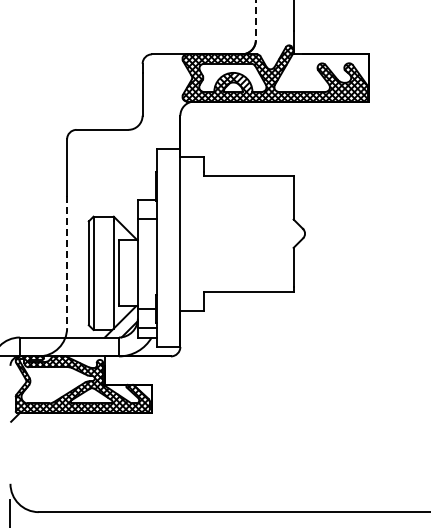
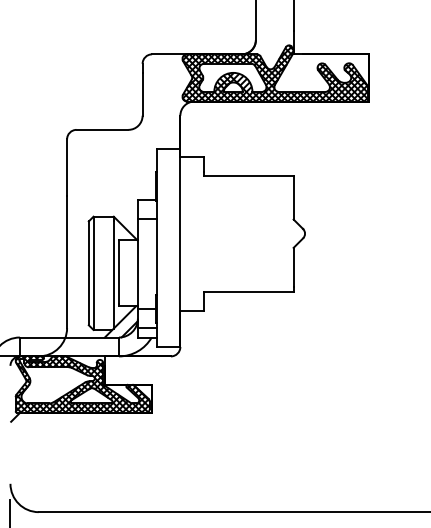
line: dashed -> solid (255, 20)
line: dashed -> solid (67, 262)
